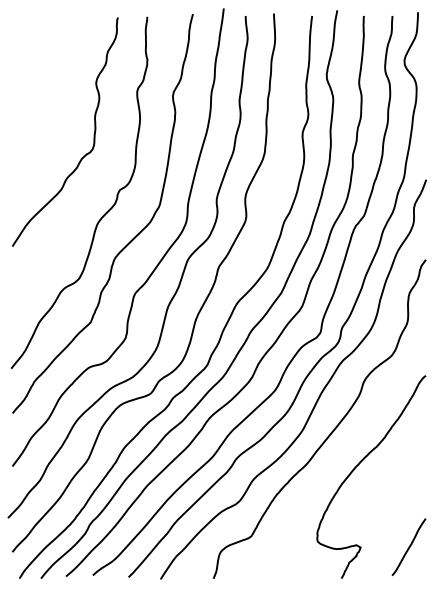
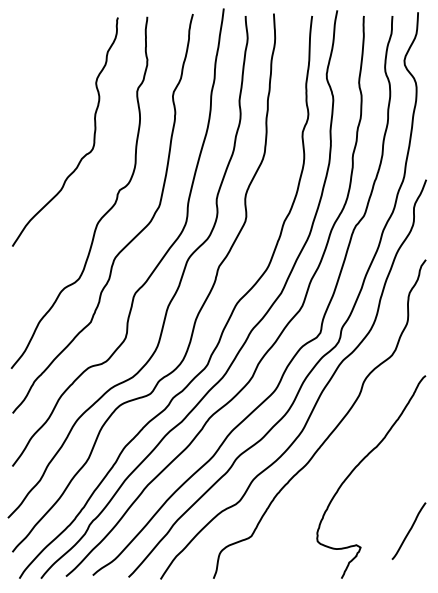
curve position: (408, 546) -> (408, 530) (408, 530)
